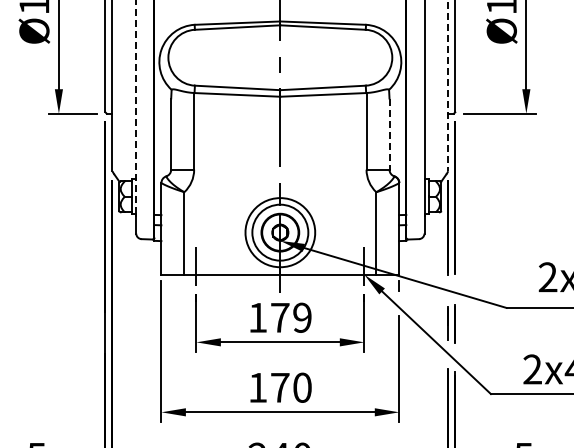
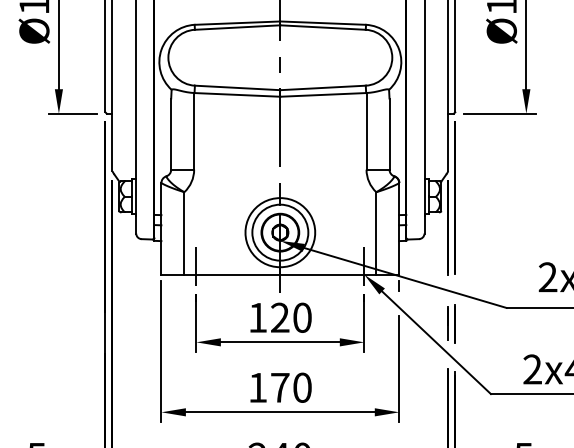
line: dashed -> solid (448, 86)
line: dashed -> solid (136, 107)
line: dashed -> solid (389, 134)
text: 179 -> 120 (291, 317)
